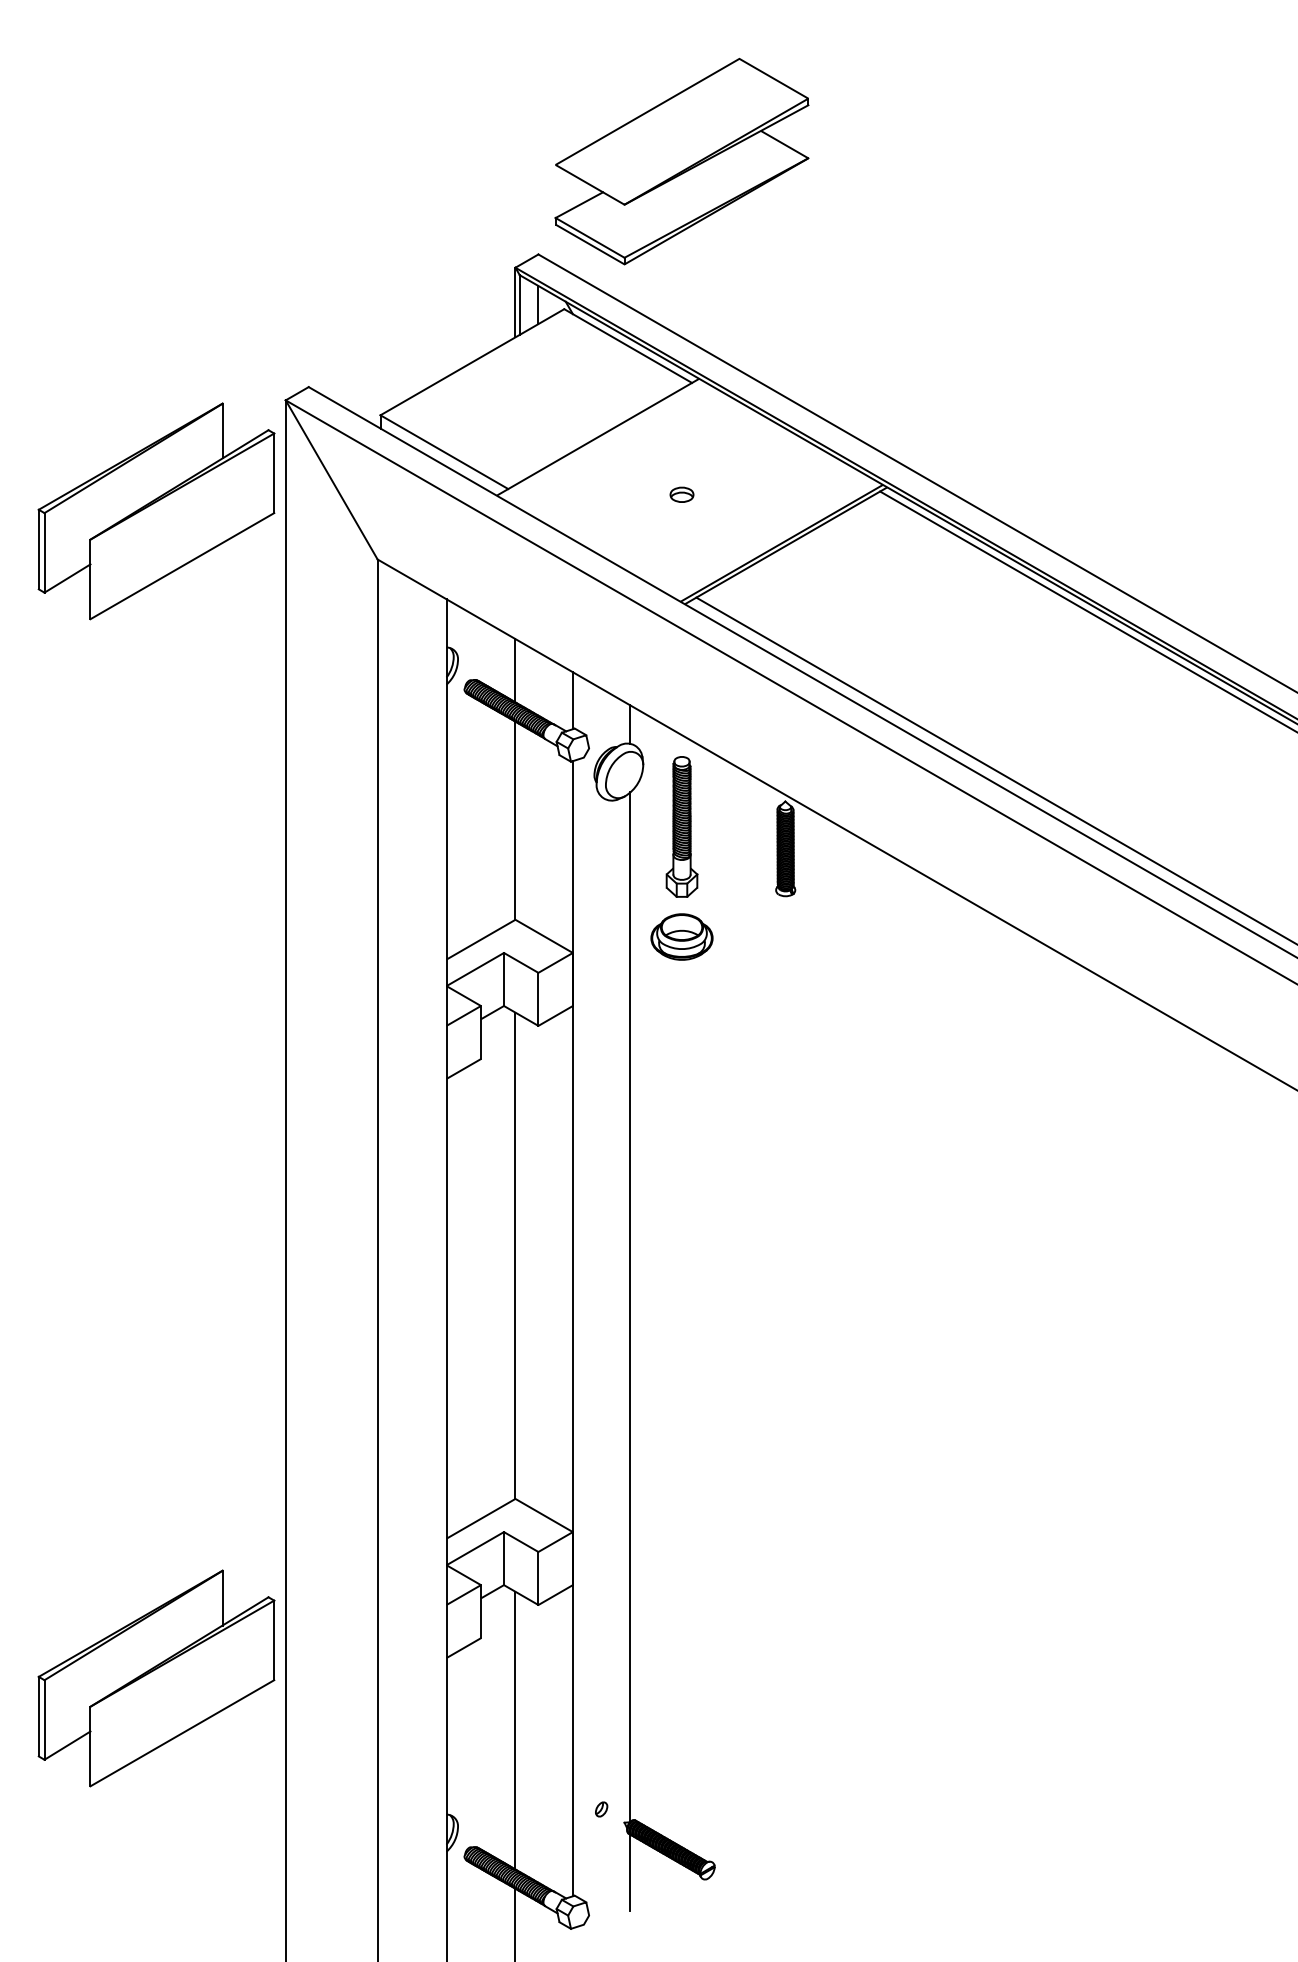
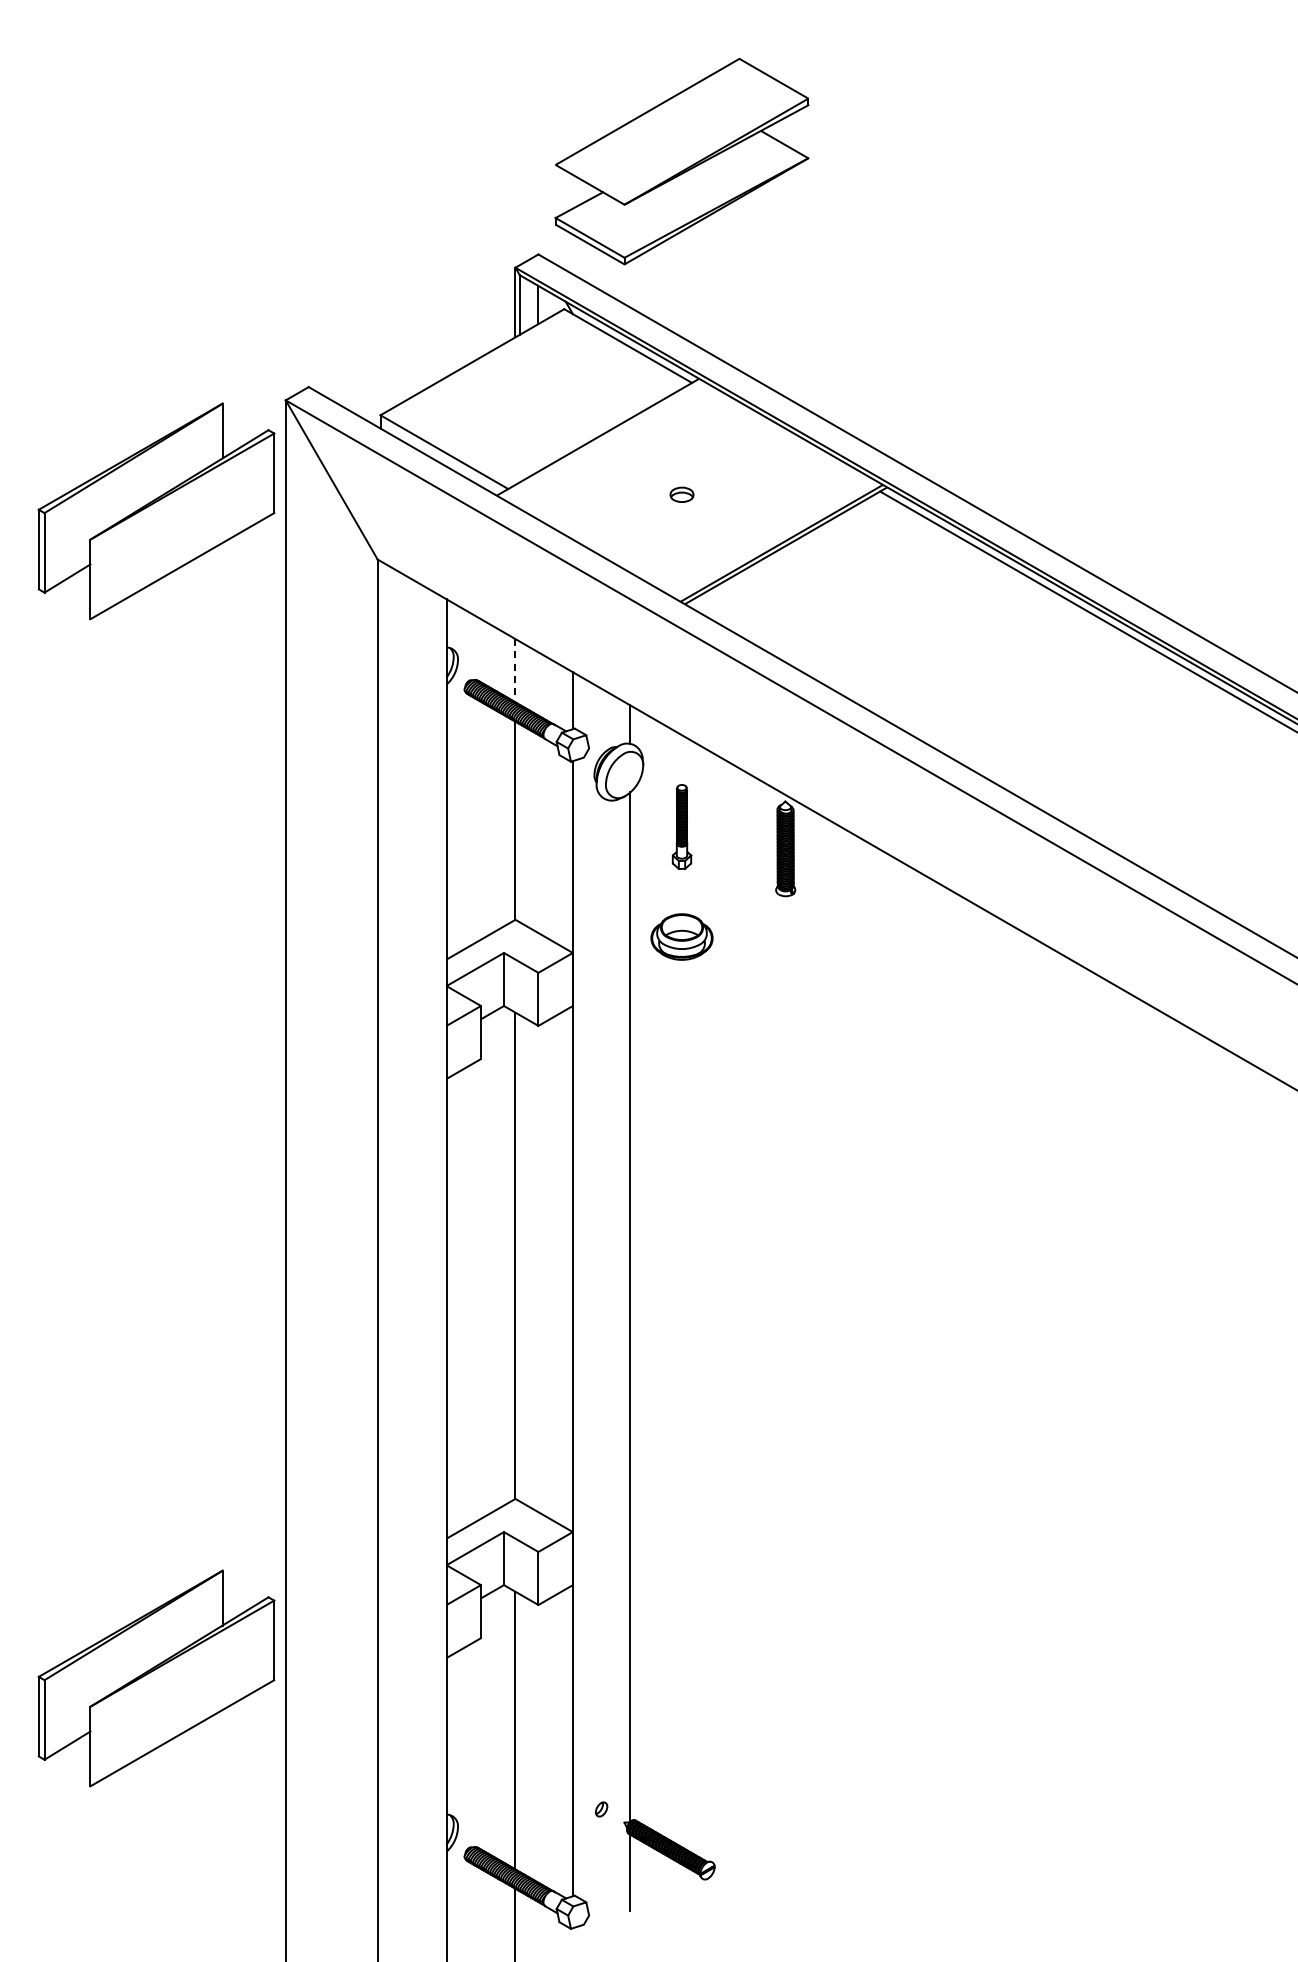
line: solid -> dashed (515, 670)
line: present -> none (995, 770)
part size: 34x142 px -> 22x86 px (681, 826)
